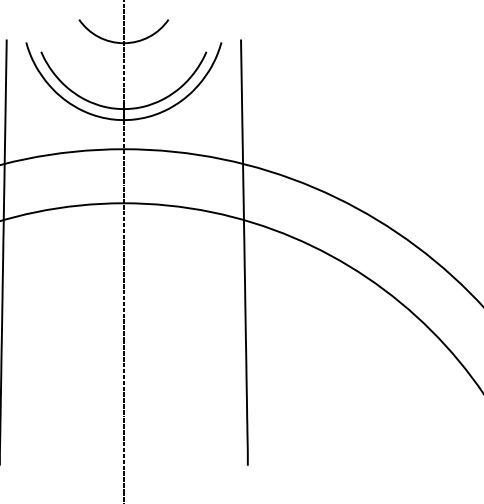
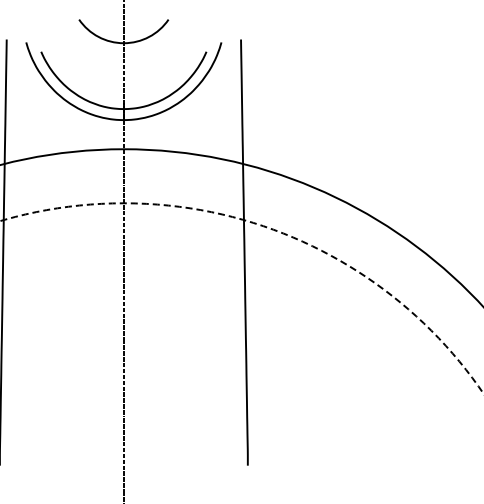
circle: solid -> dashed (241, 298)
